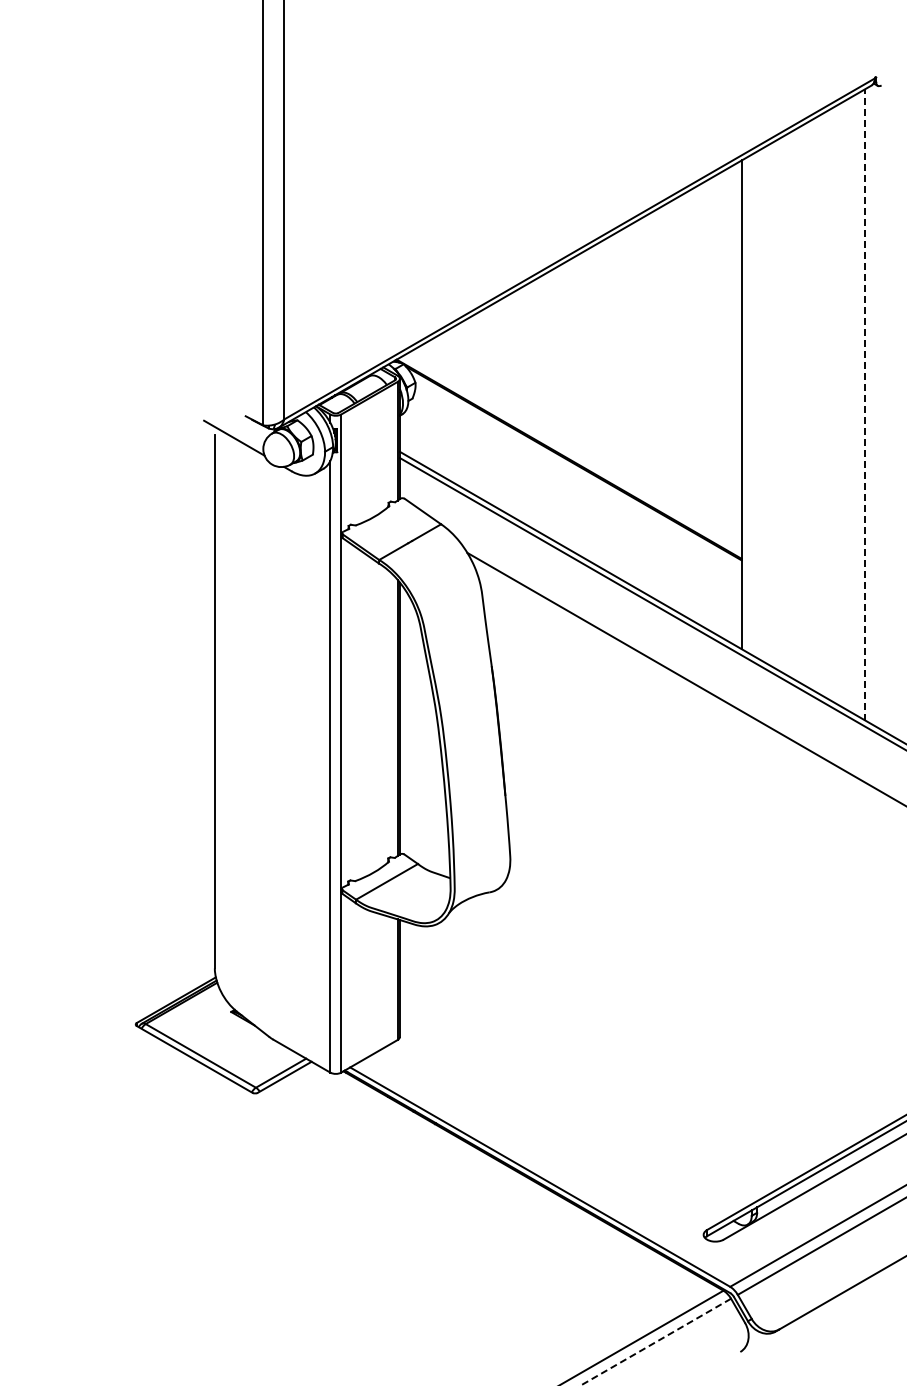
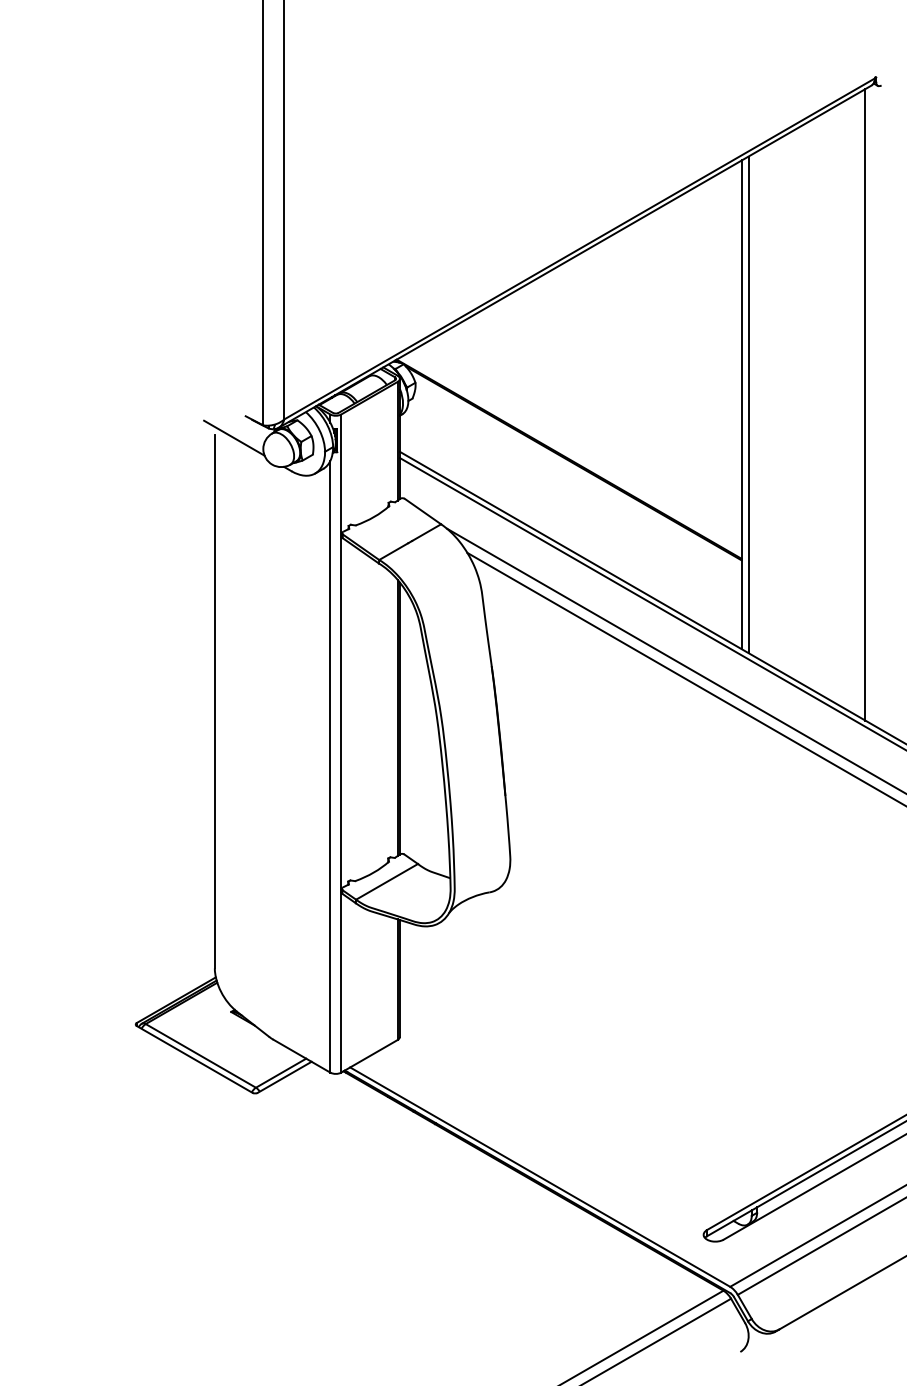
line: none -> present (748, 404)
line: dashed -> solid (865, 404)
line: none -> present (675, 660)
line: dashed -> solid (655, 1342)
